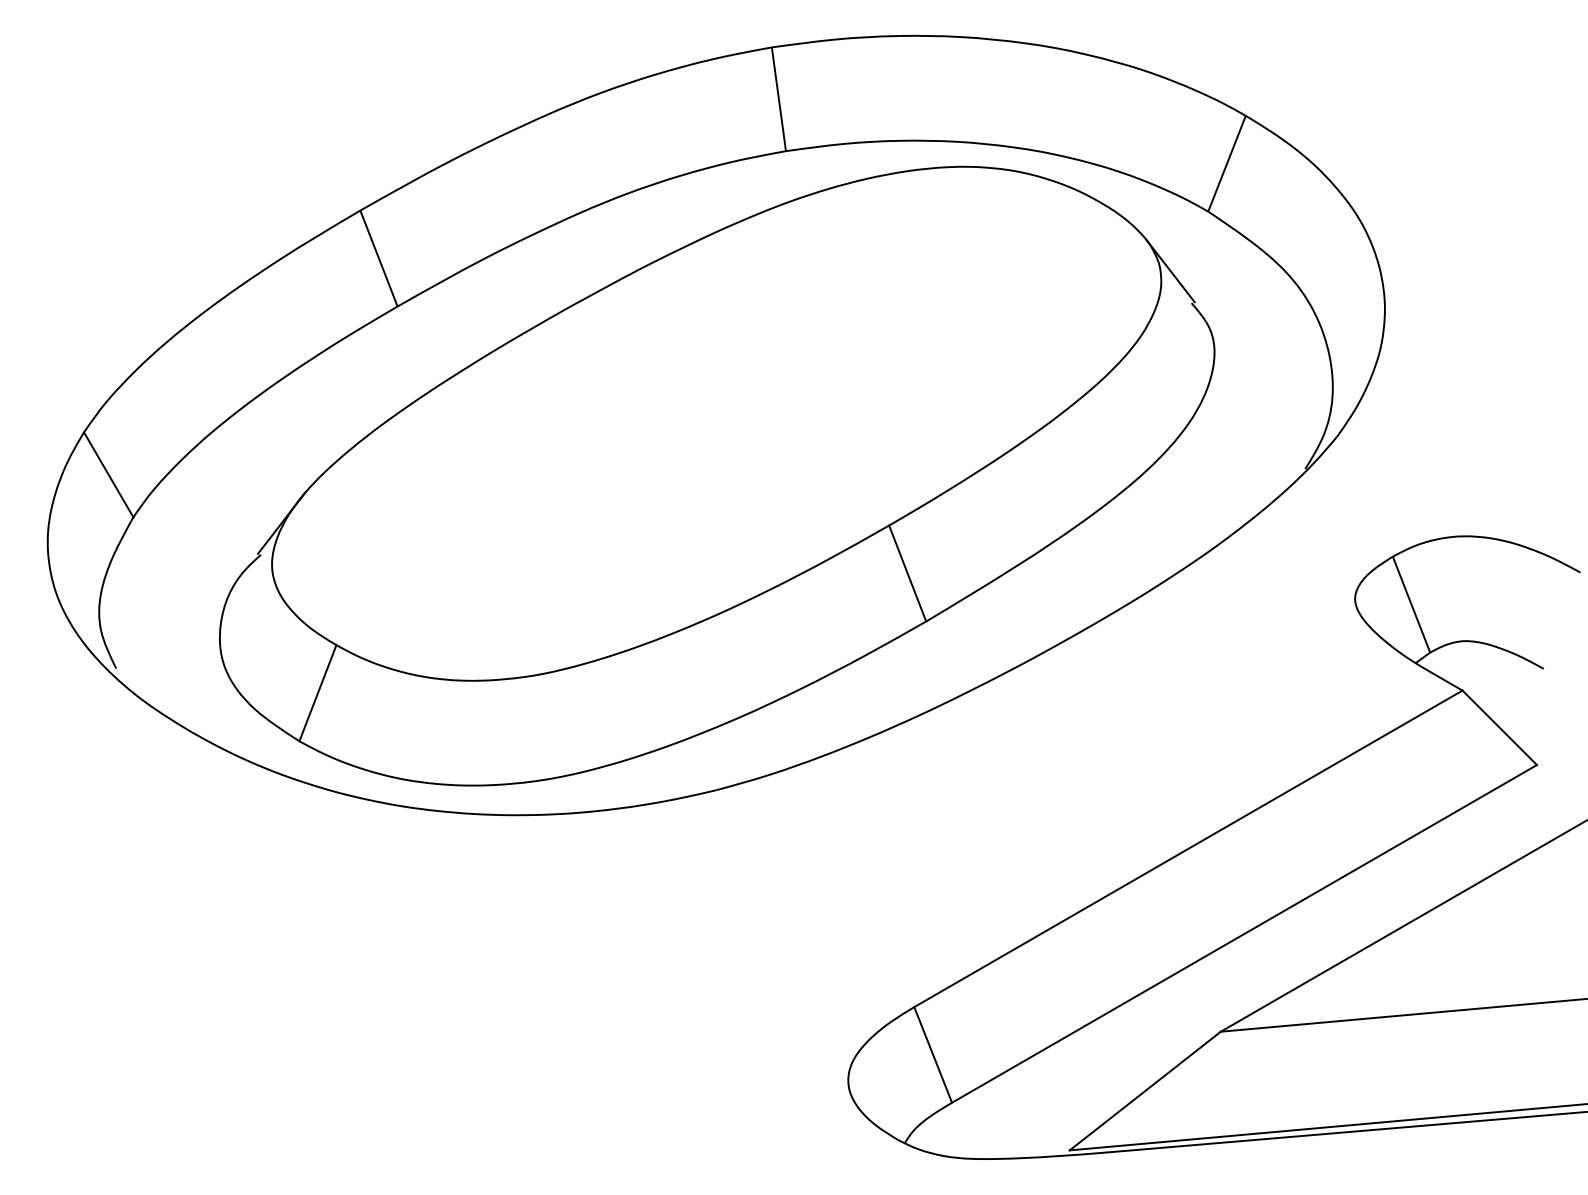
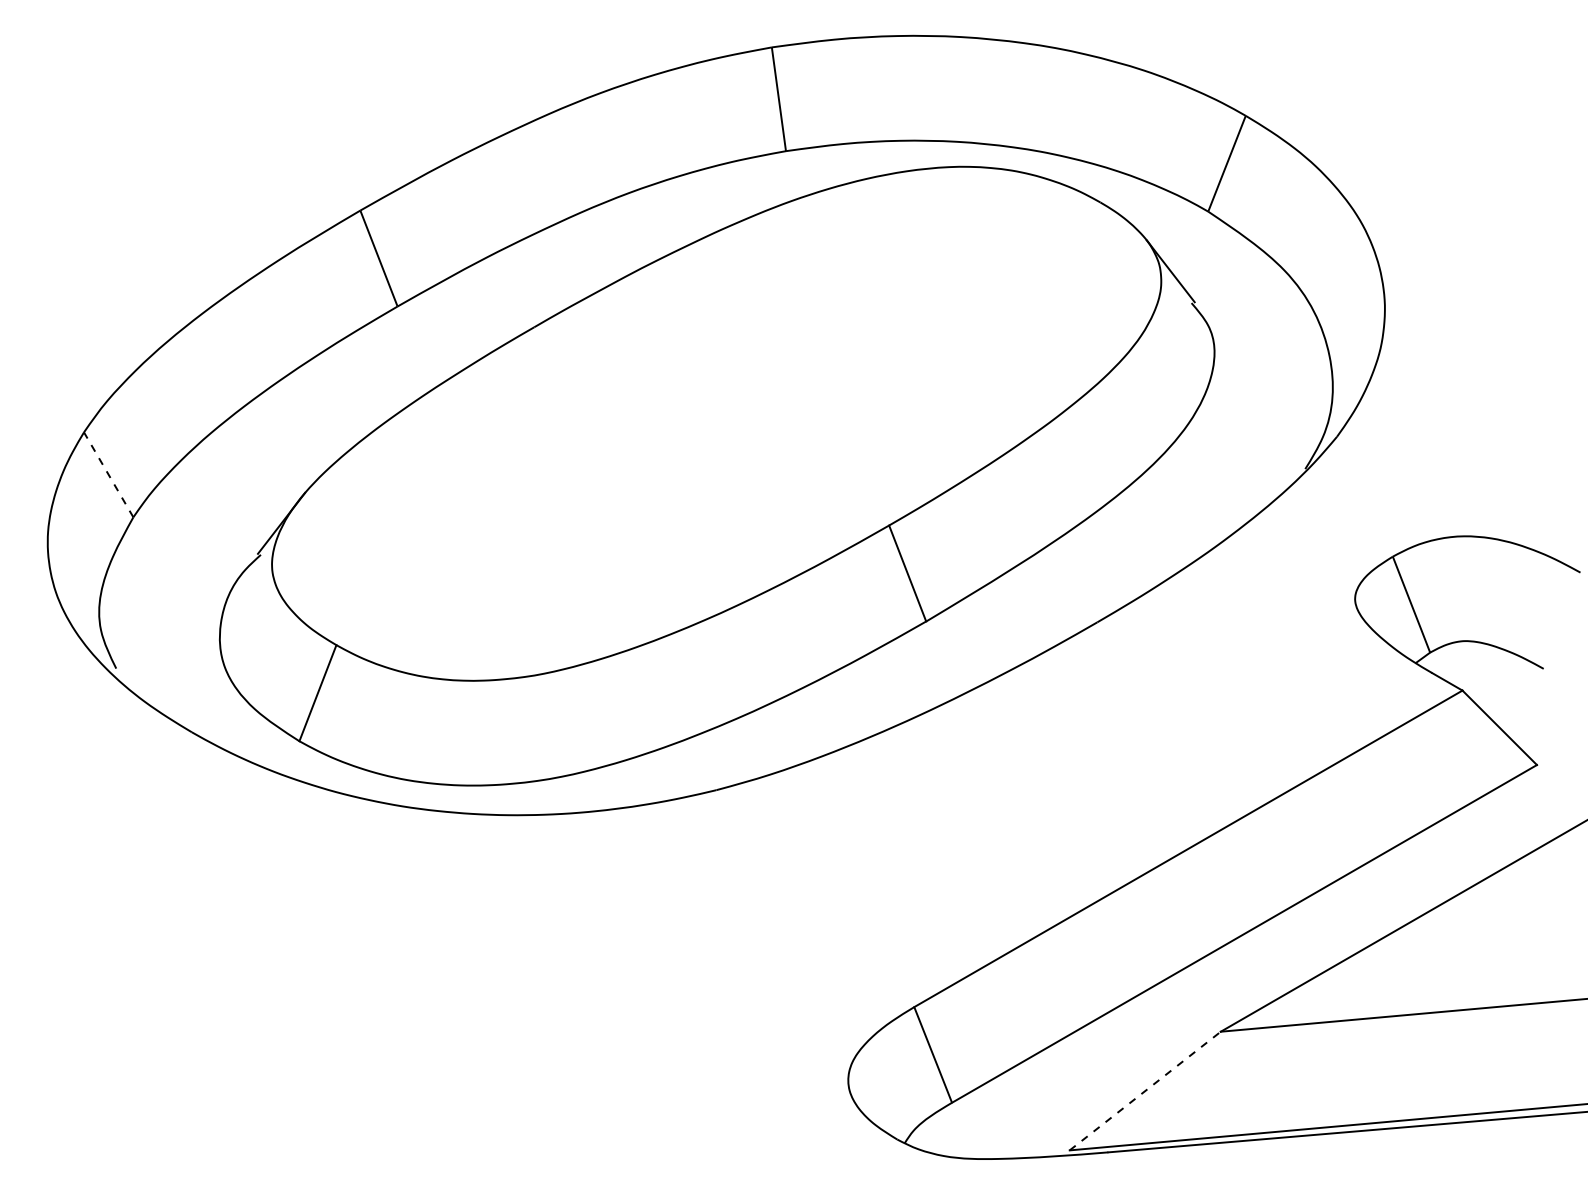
line: solid -> dashed (108, 474)
line: solid -> dashed (1145, 1090)
